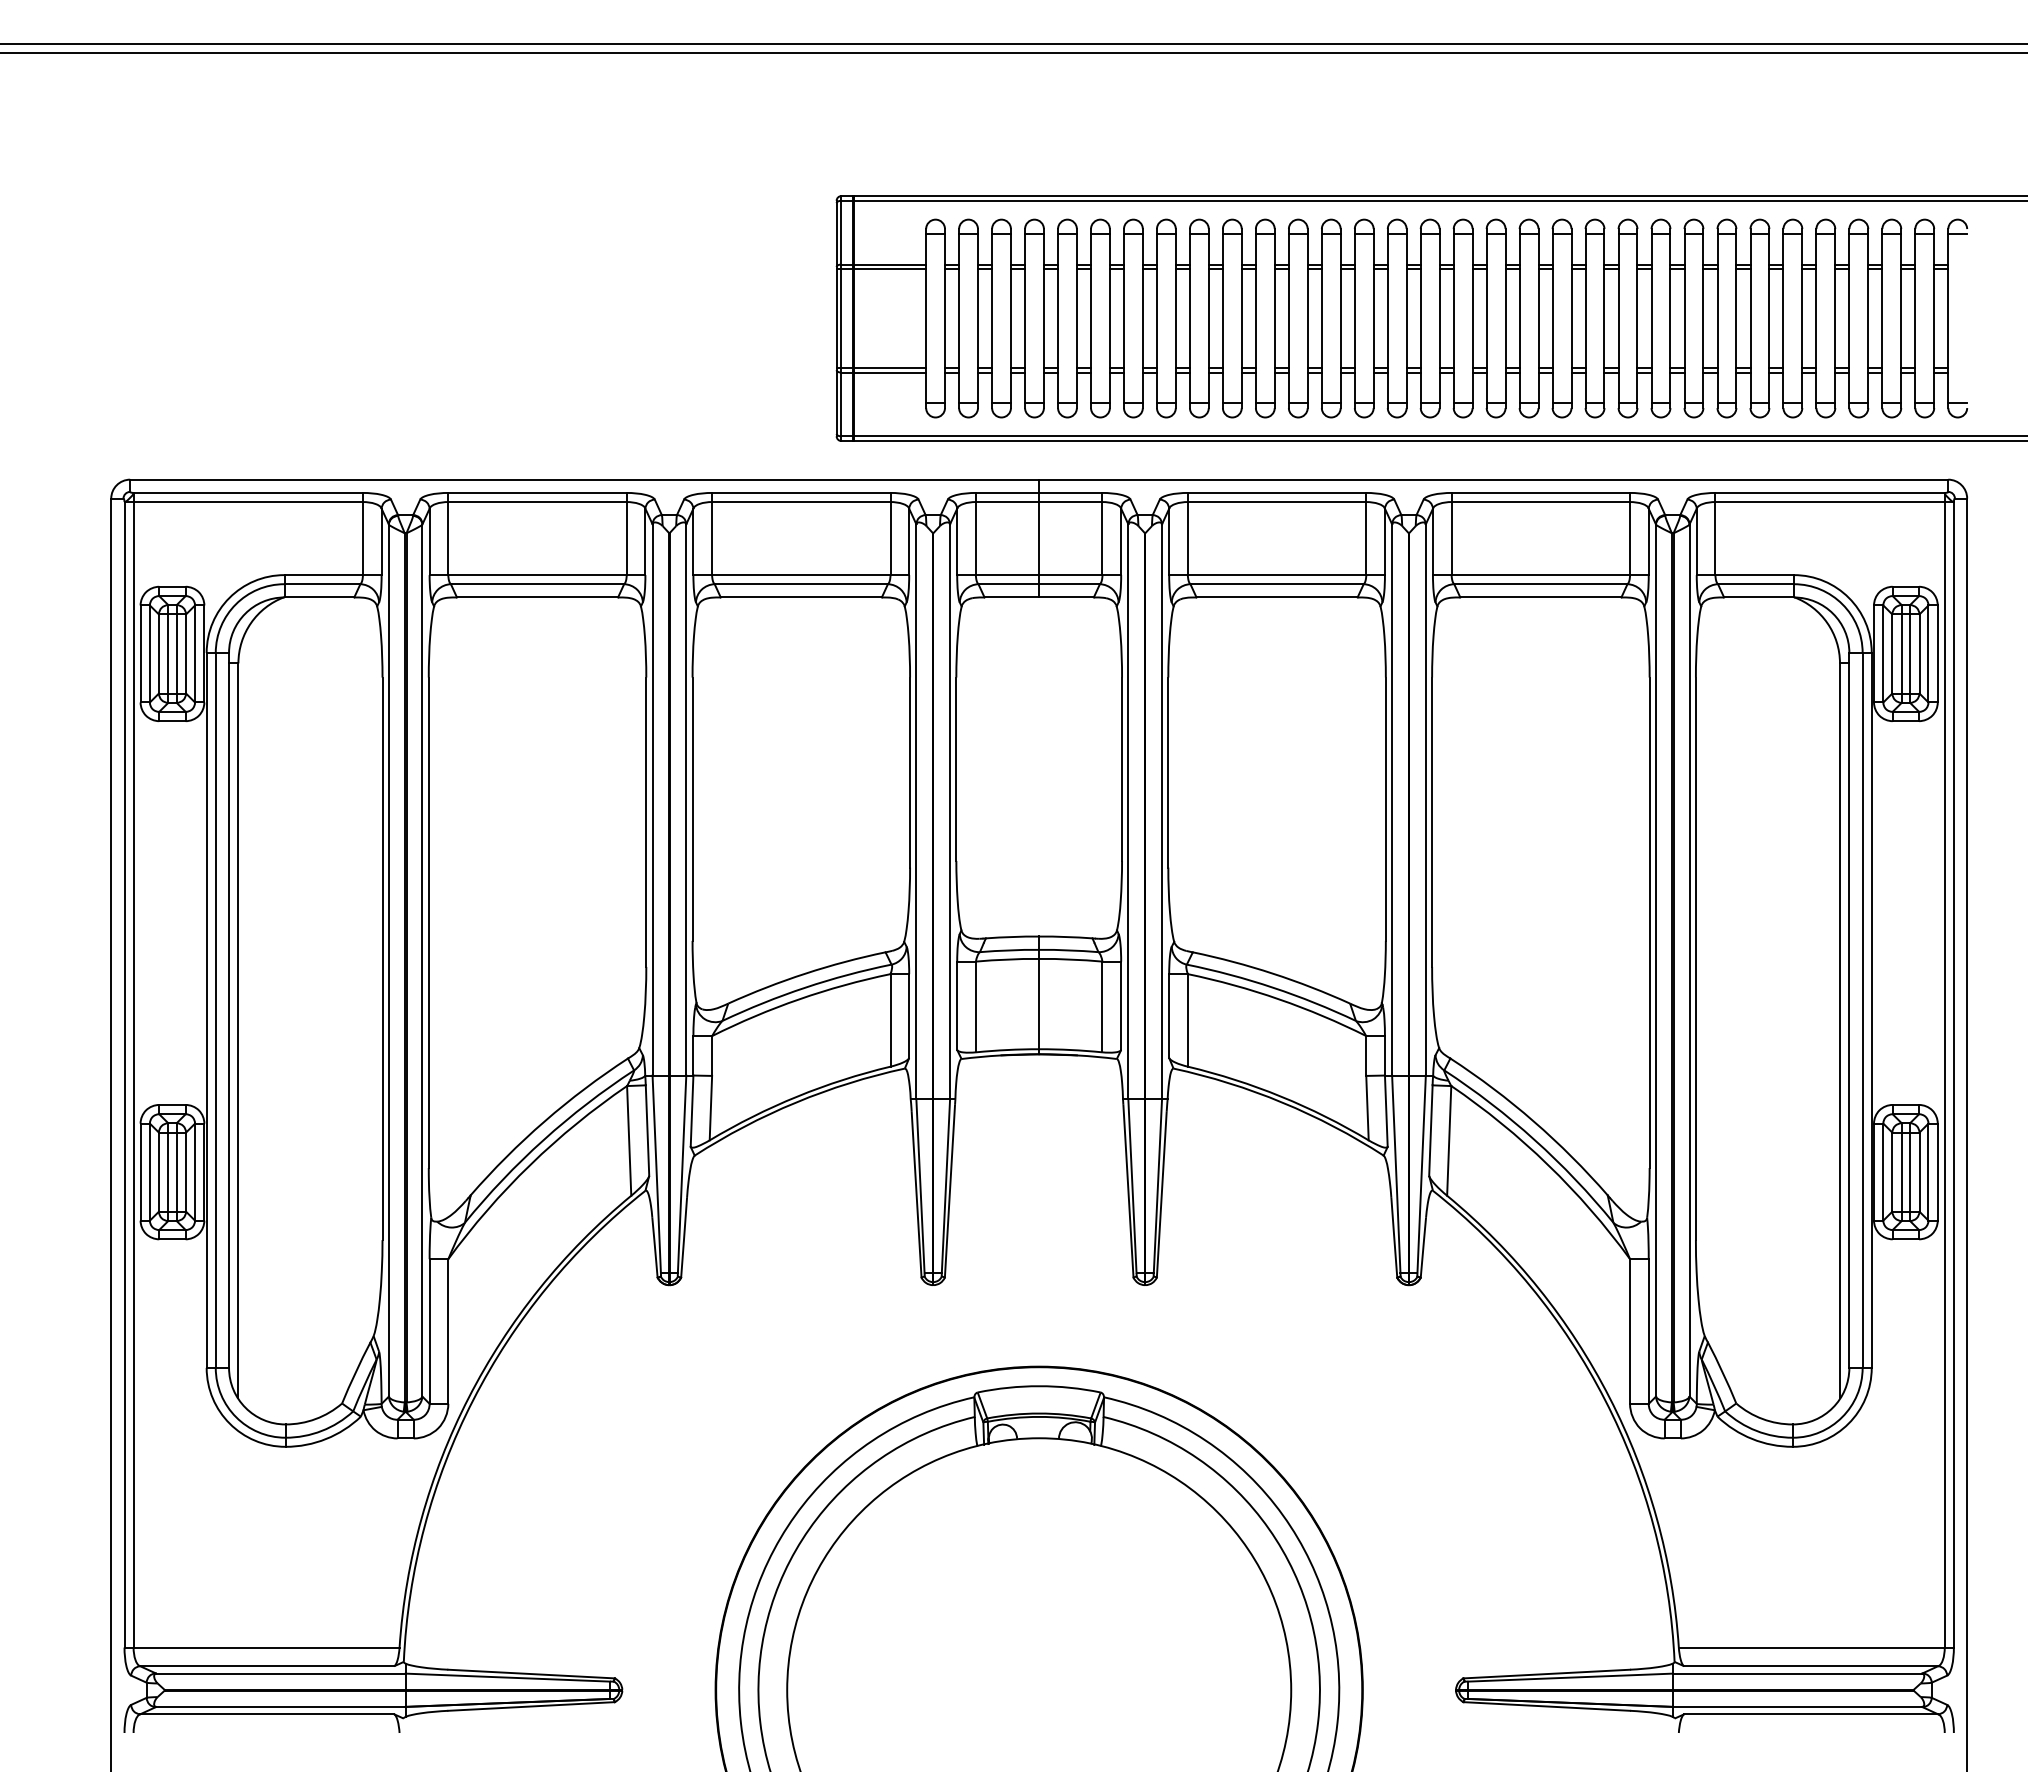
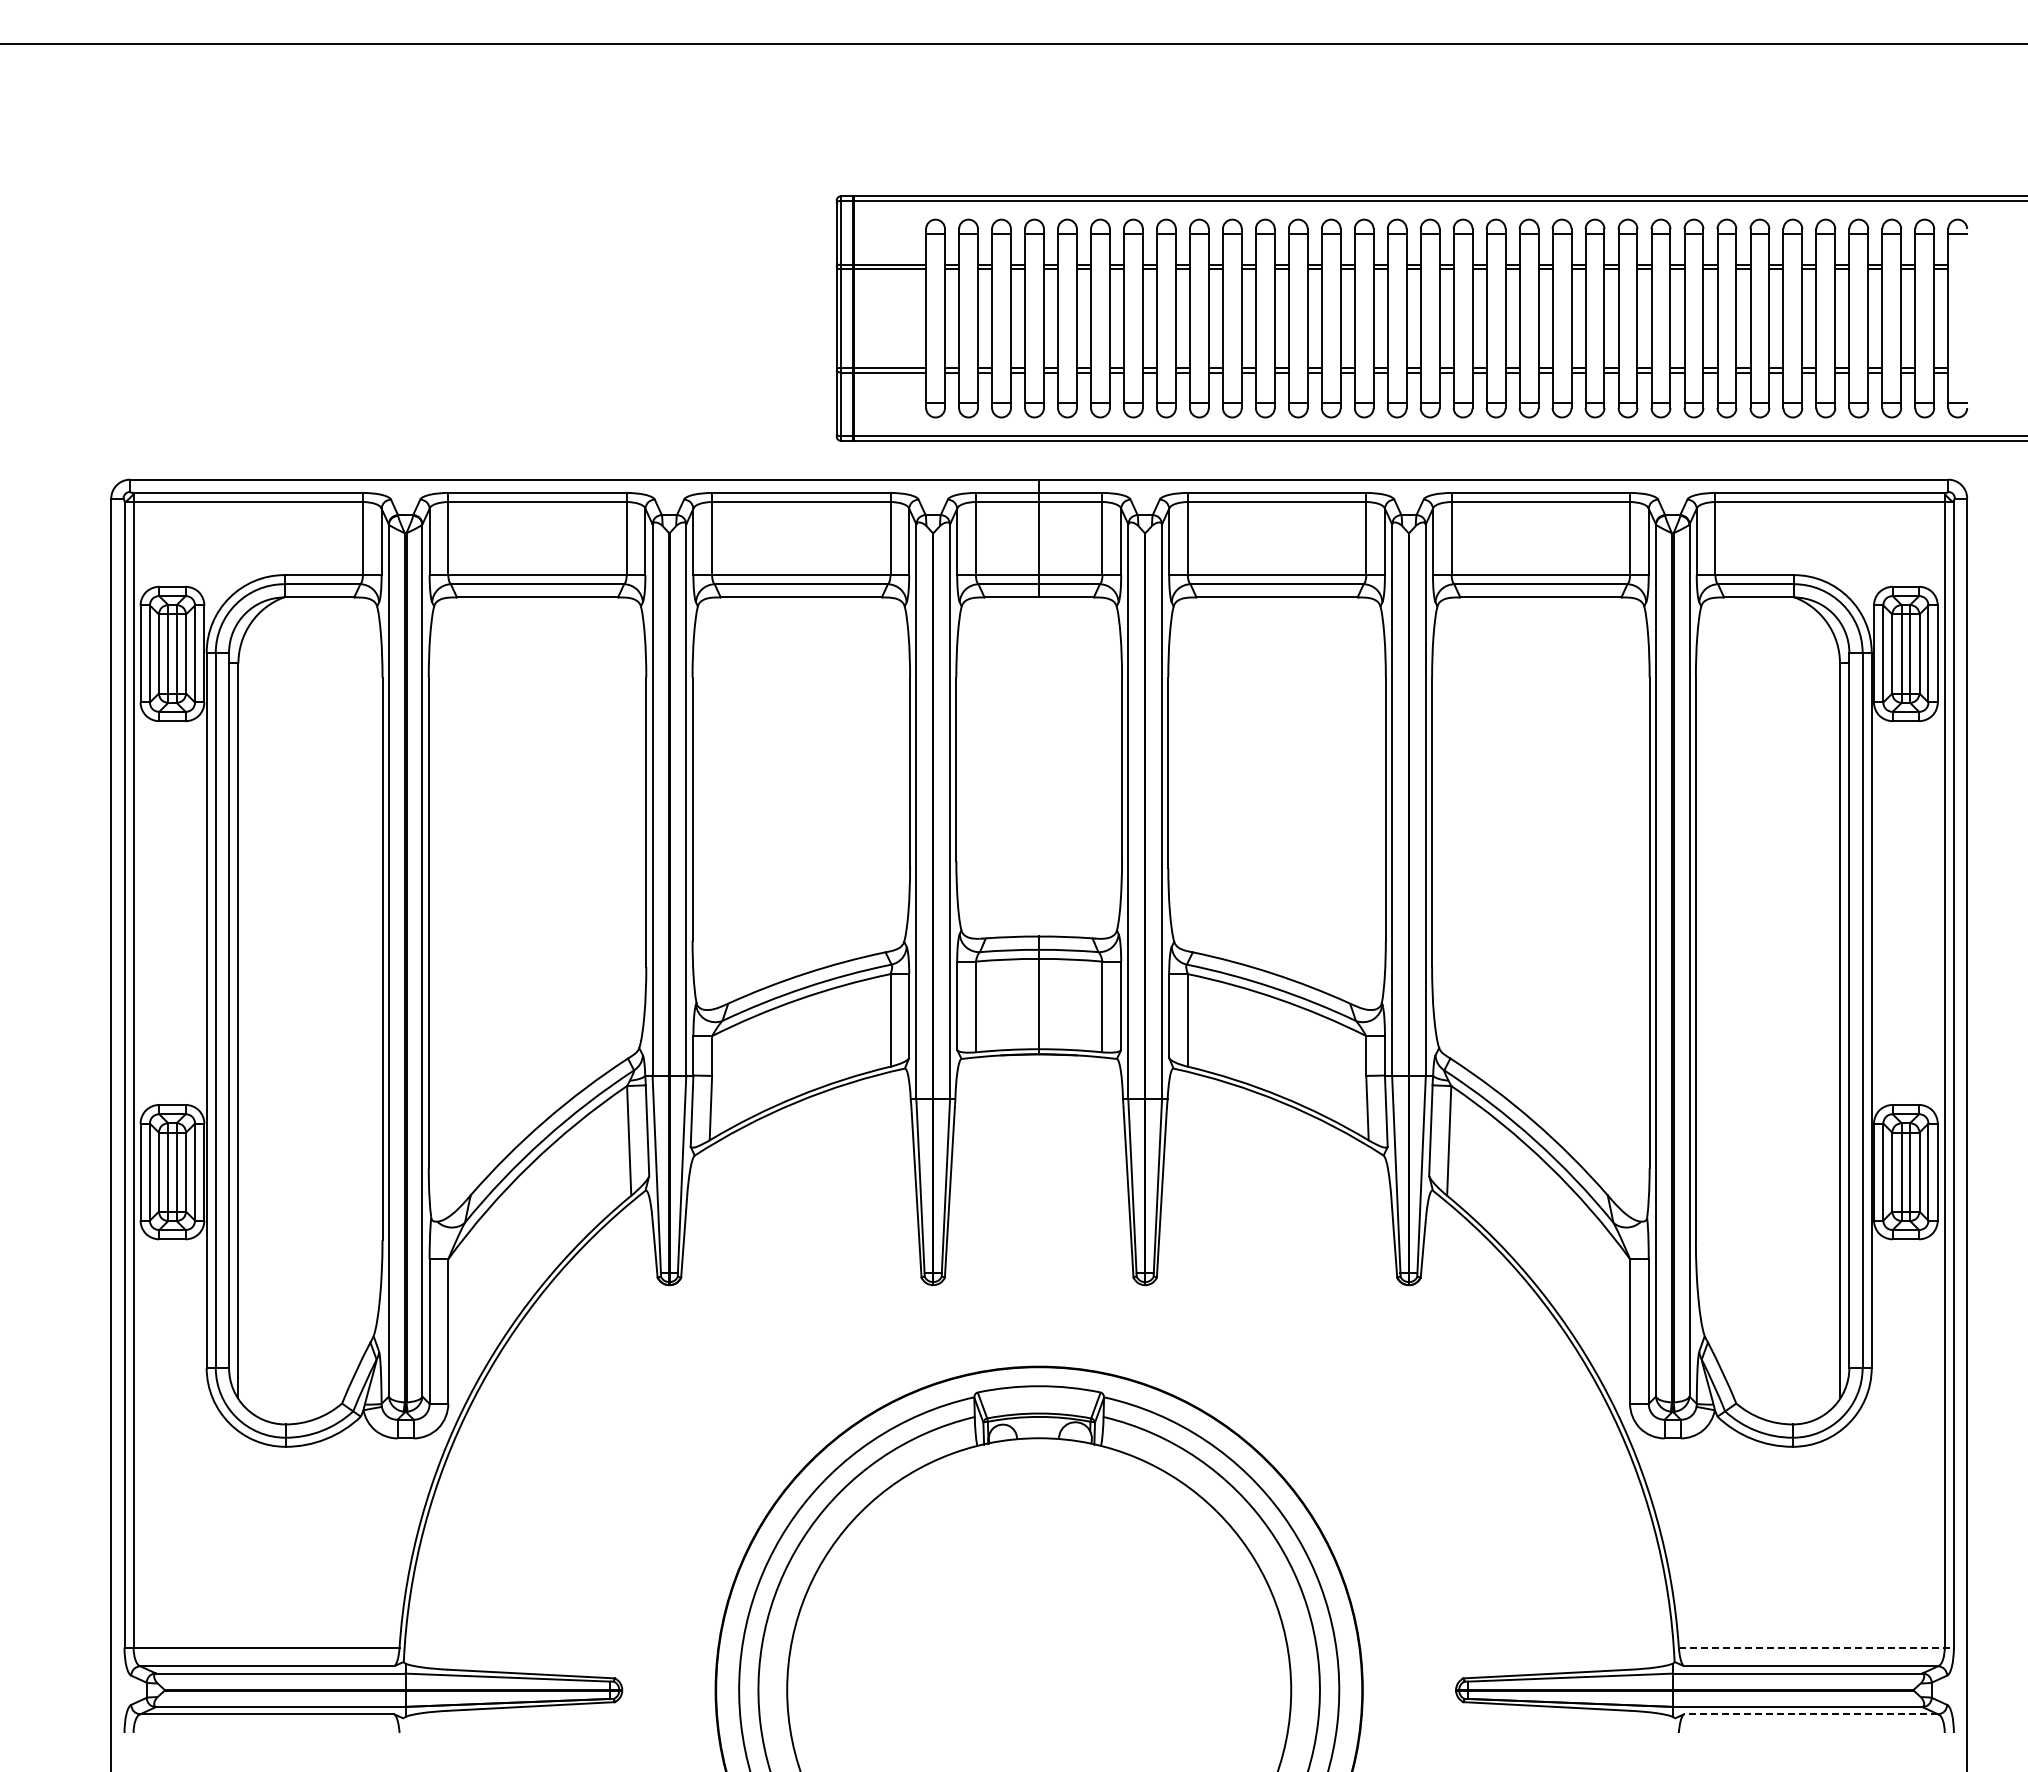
line: present -> none (1013, 53)
line: solid -> dashed (1816, 1647)
line: solid -> dashed (1811, 1714)
